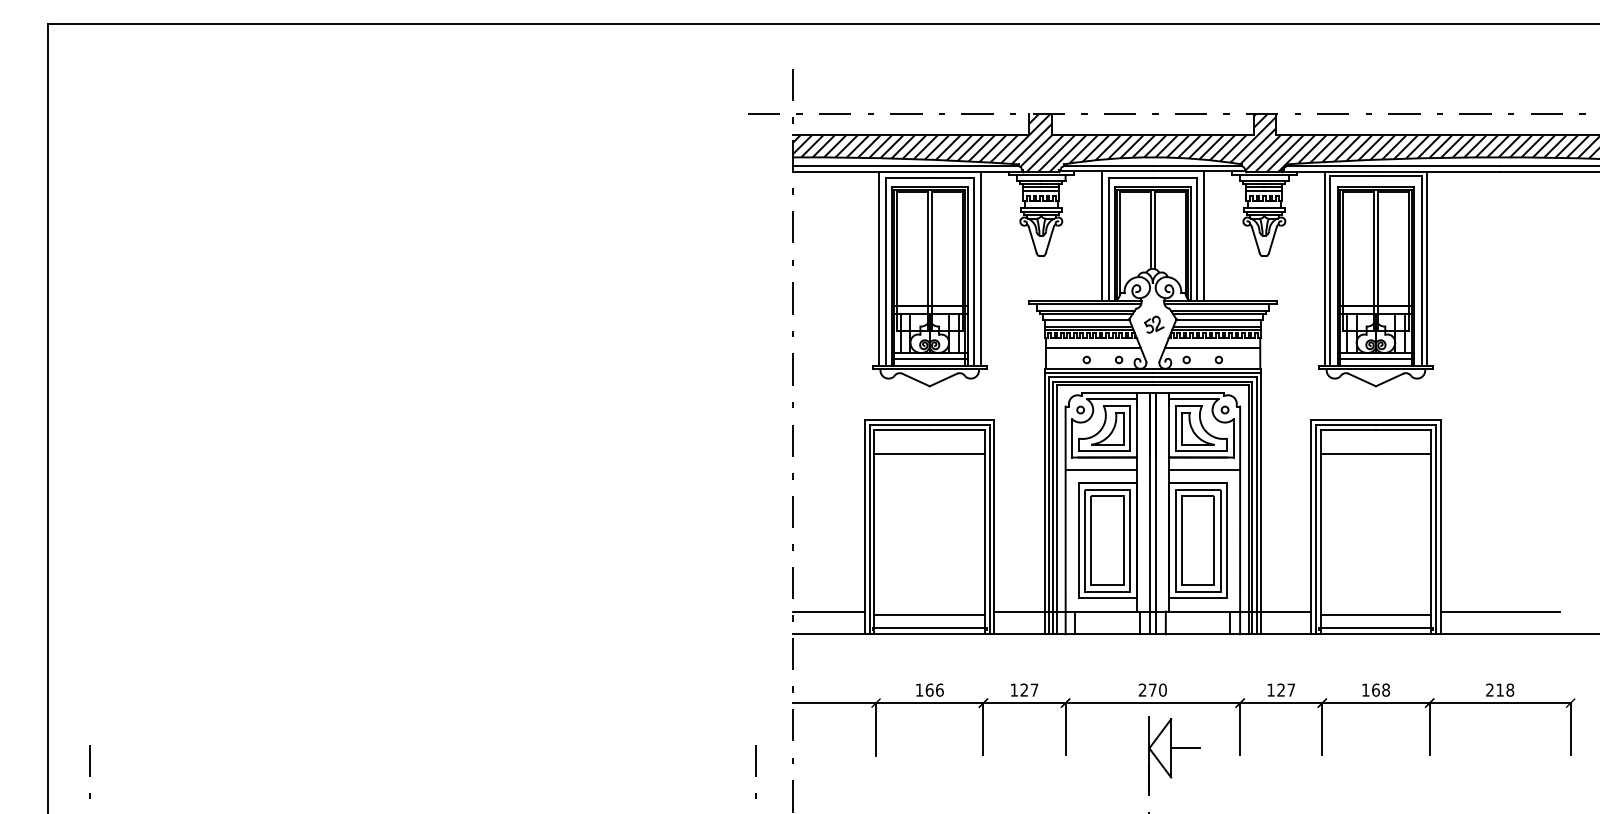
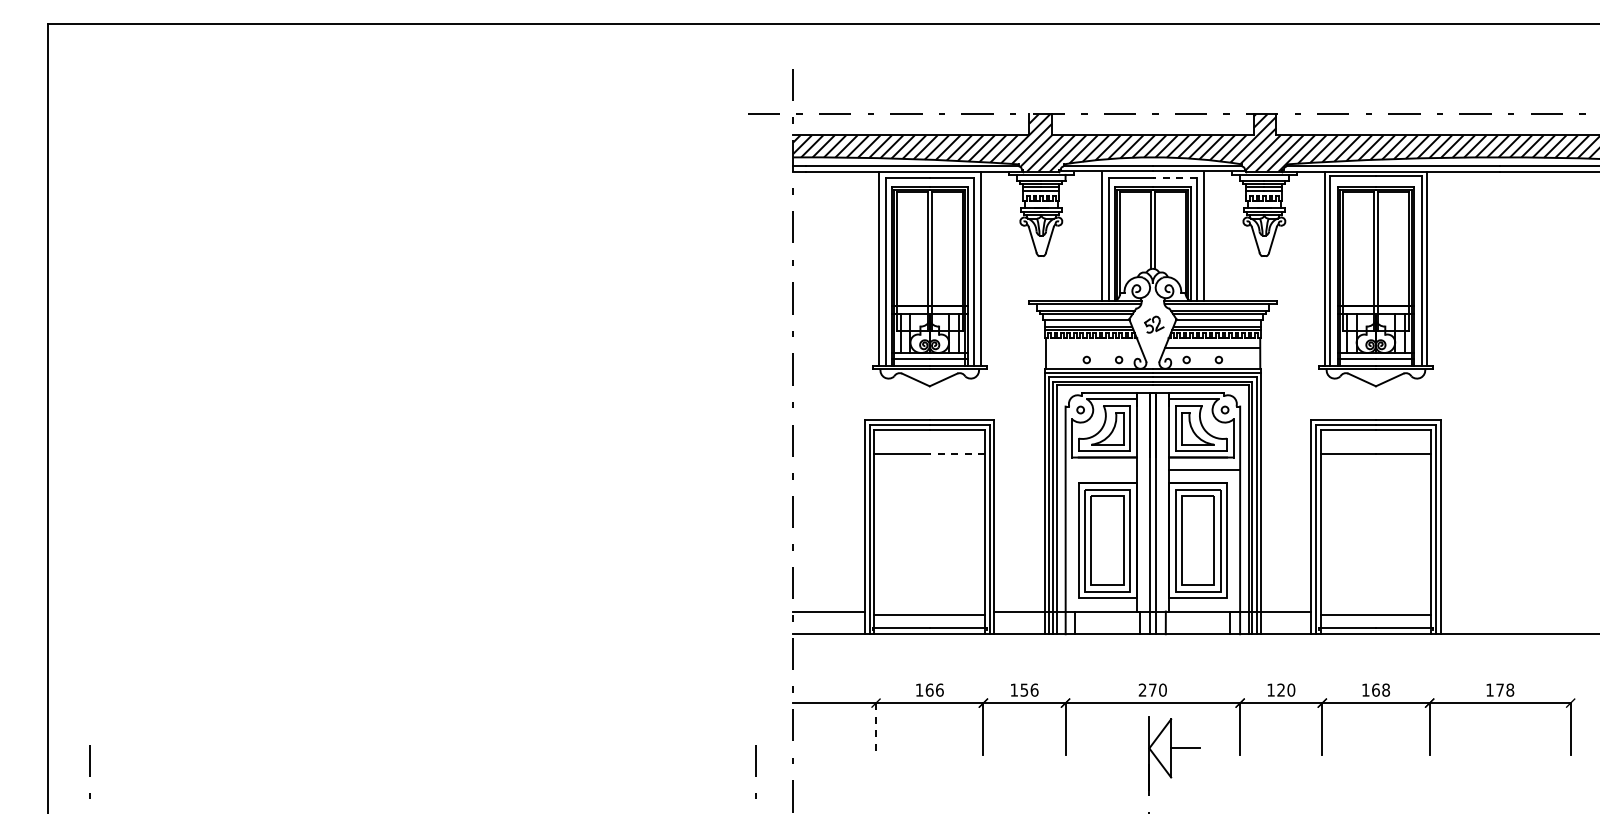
line: solid -> dashed (1174, 178)
line: present -> none (1092, 347)
line: solid -> dashed (957, 454)
line: present -> none (1100, 470)
line: present -> none (1499, 611)
text: 127 -> 156 (1029, 689)
text: 127 -> 120 (1291, 689)
text: 218 -> 178 (1494, 689)
line: solid -> dashed (876, 730)
